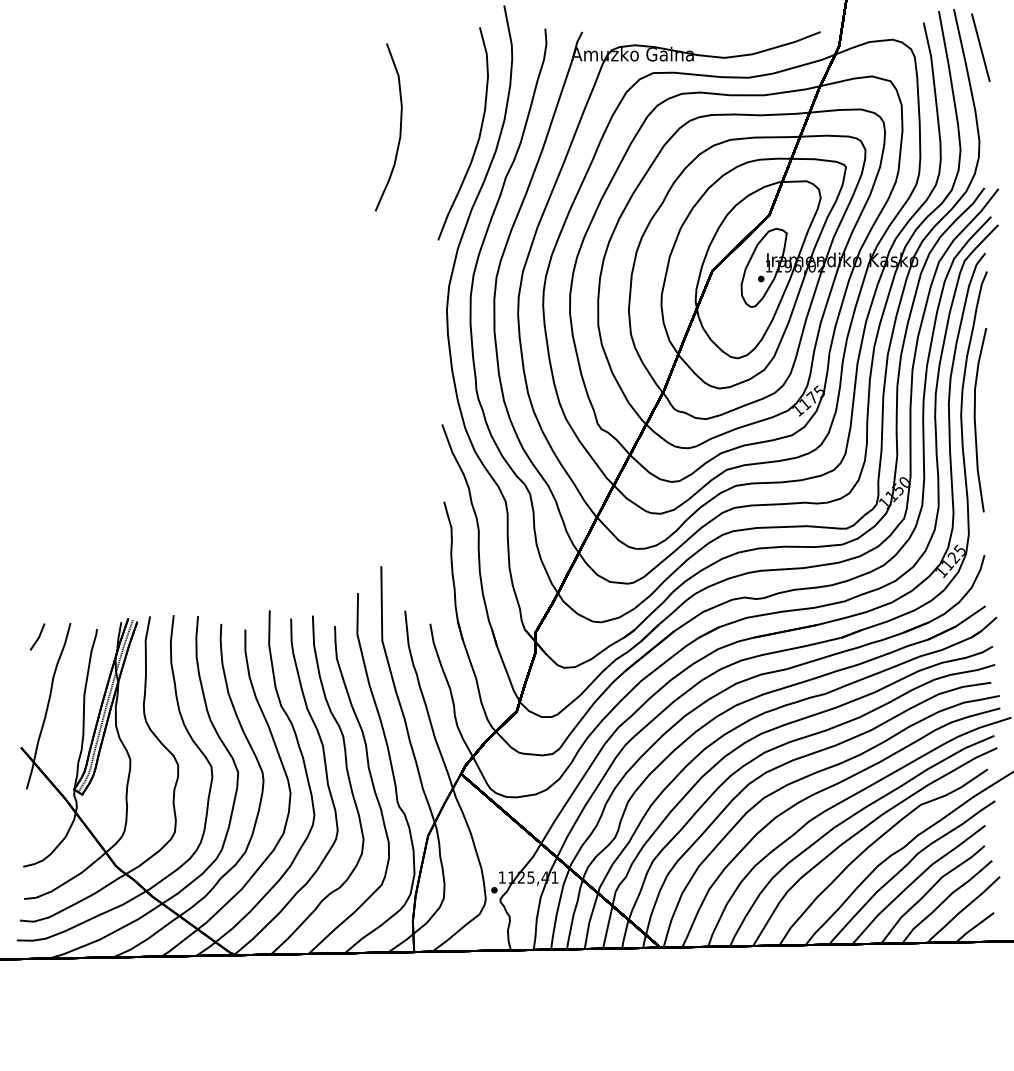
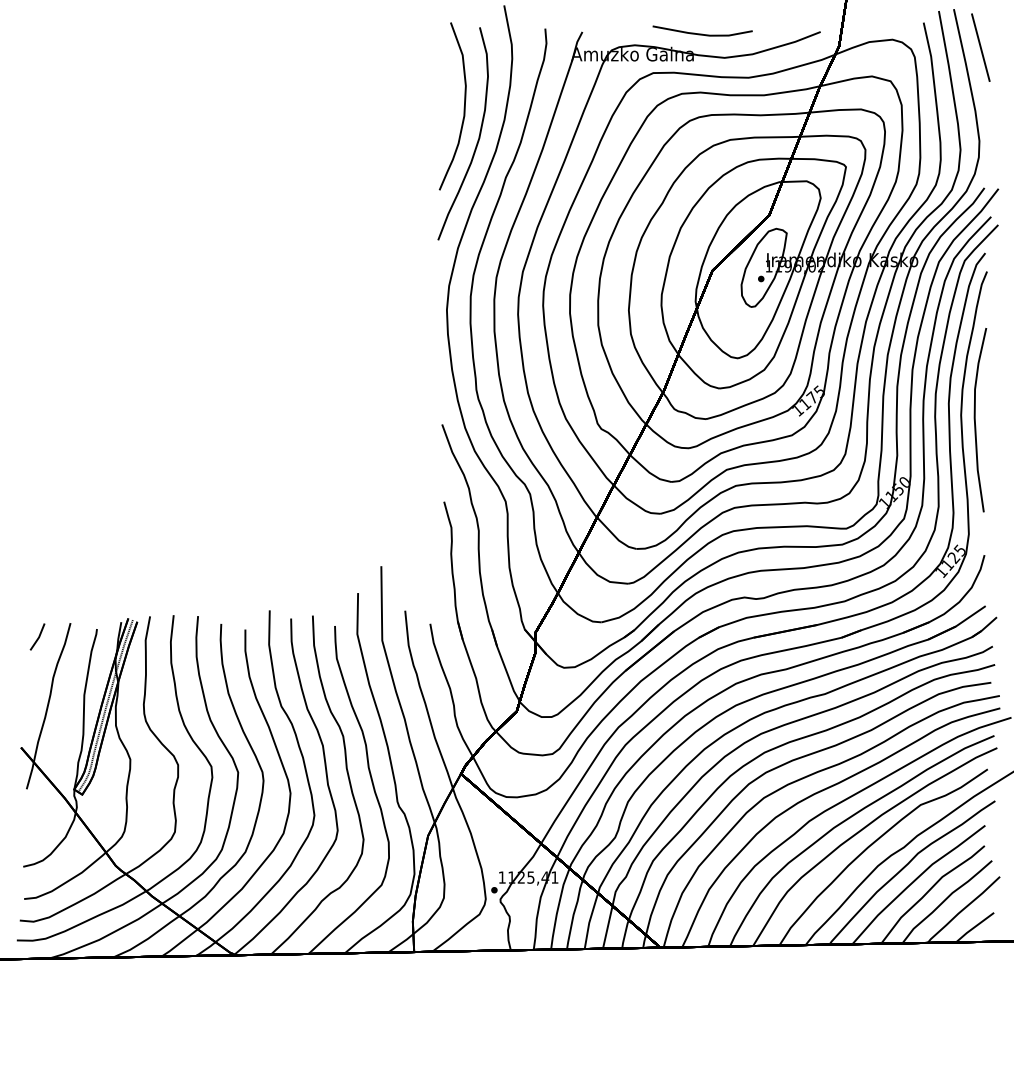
line: none -> present (702, 33)
curve position: (399, 128) -> (463, 107) (463, 107)
